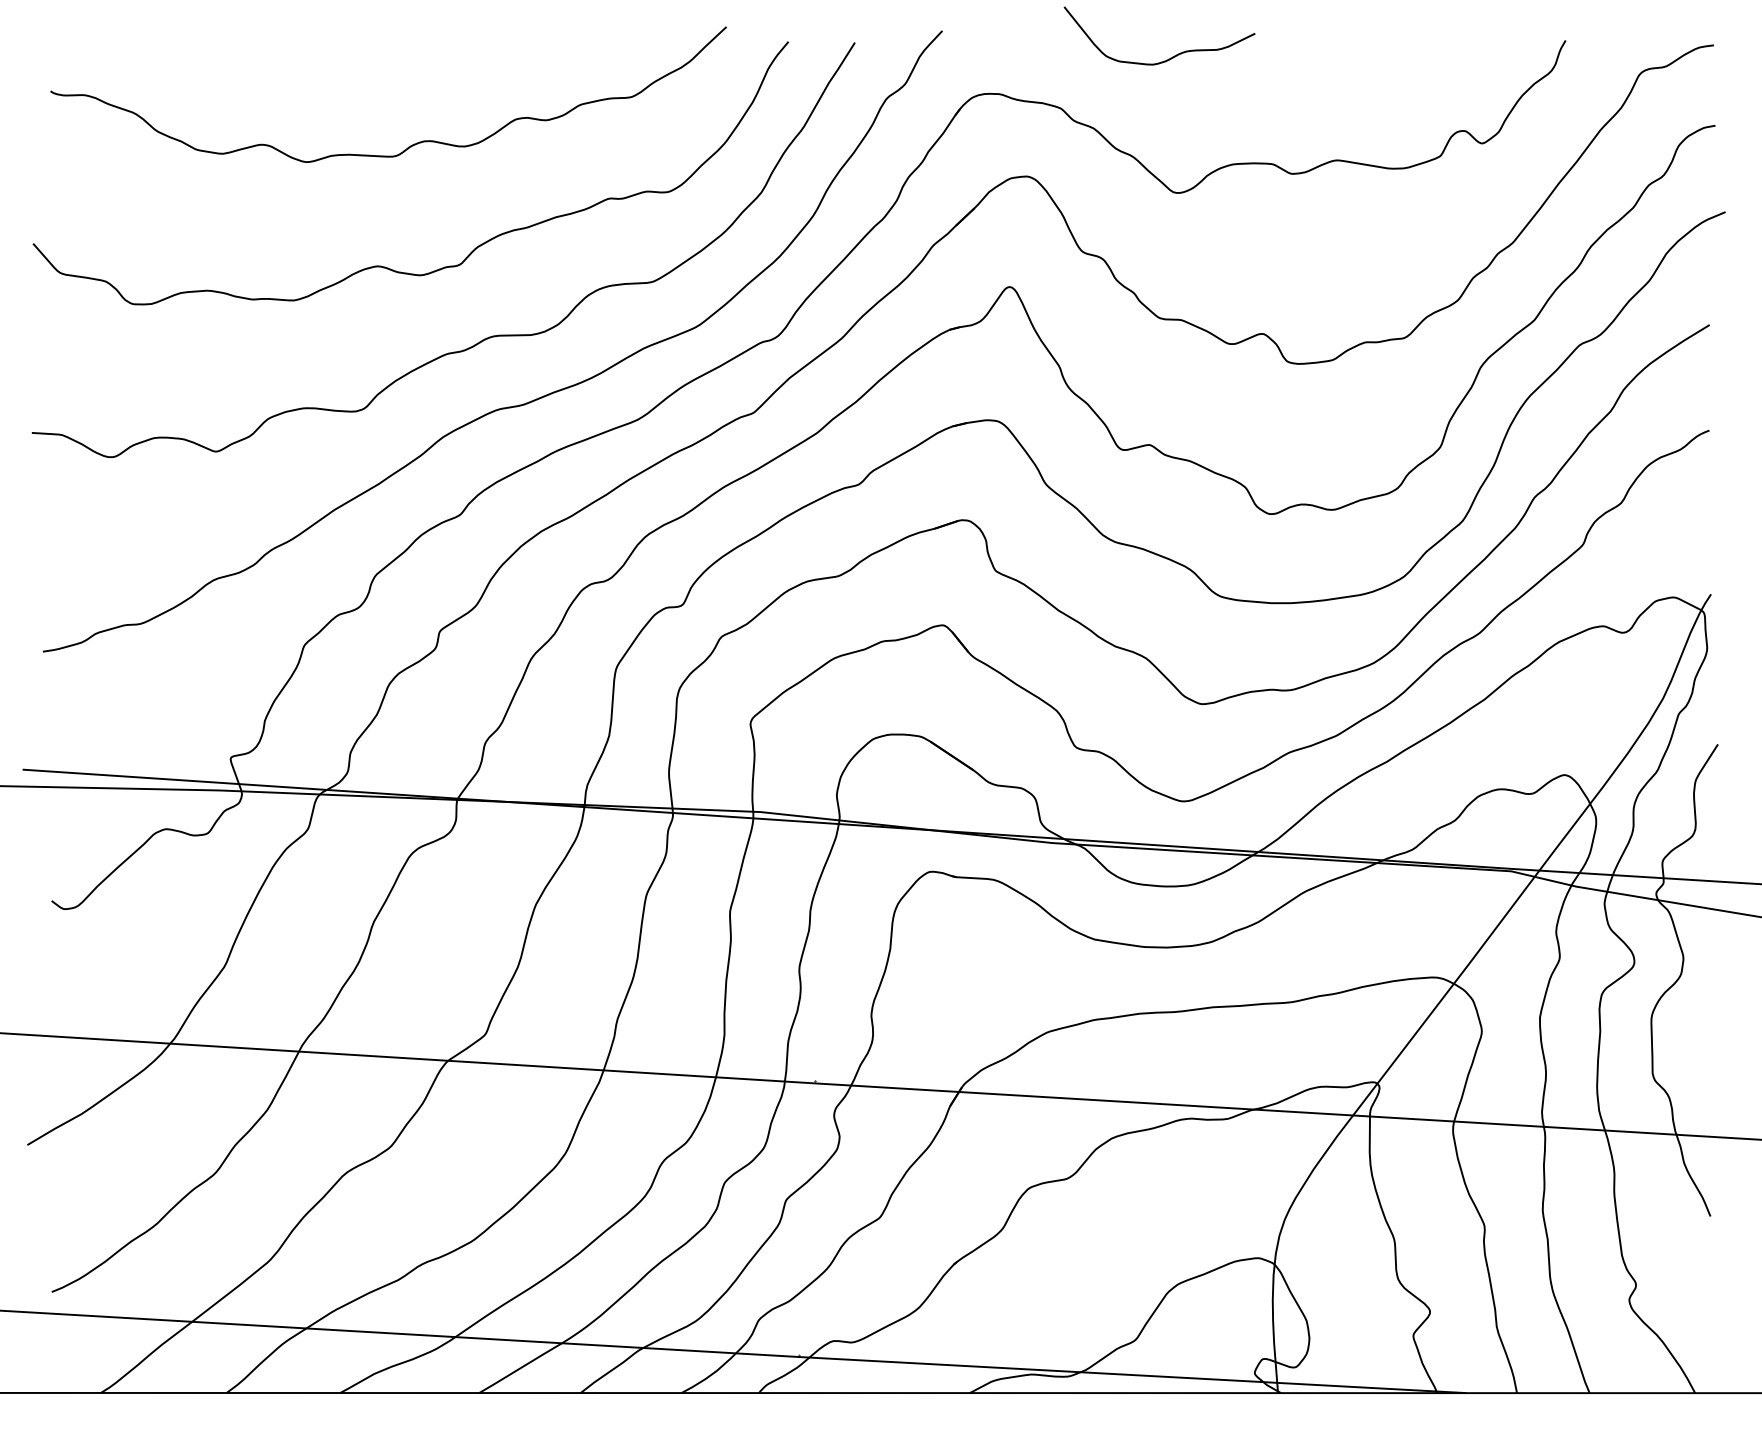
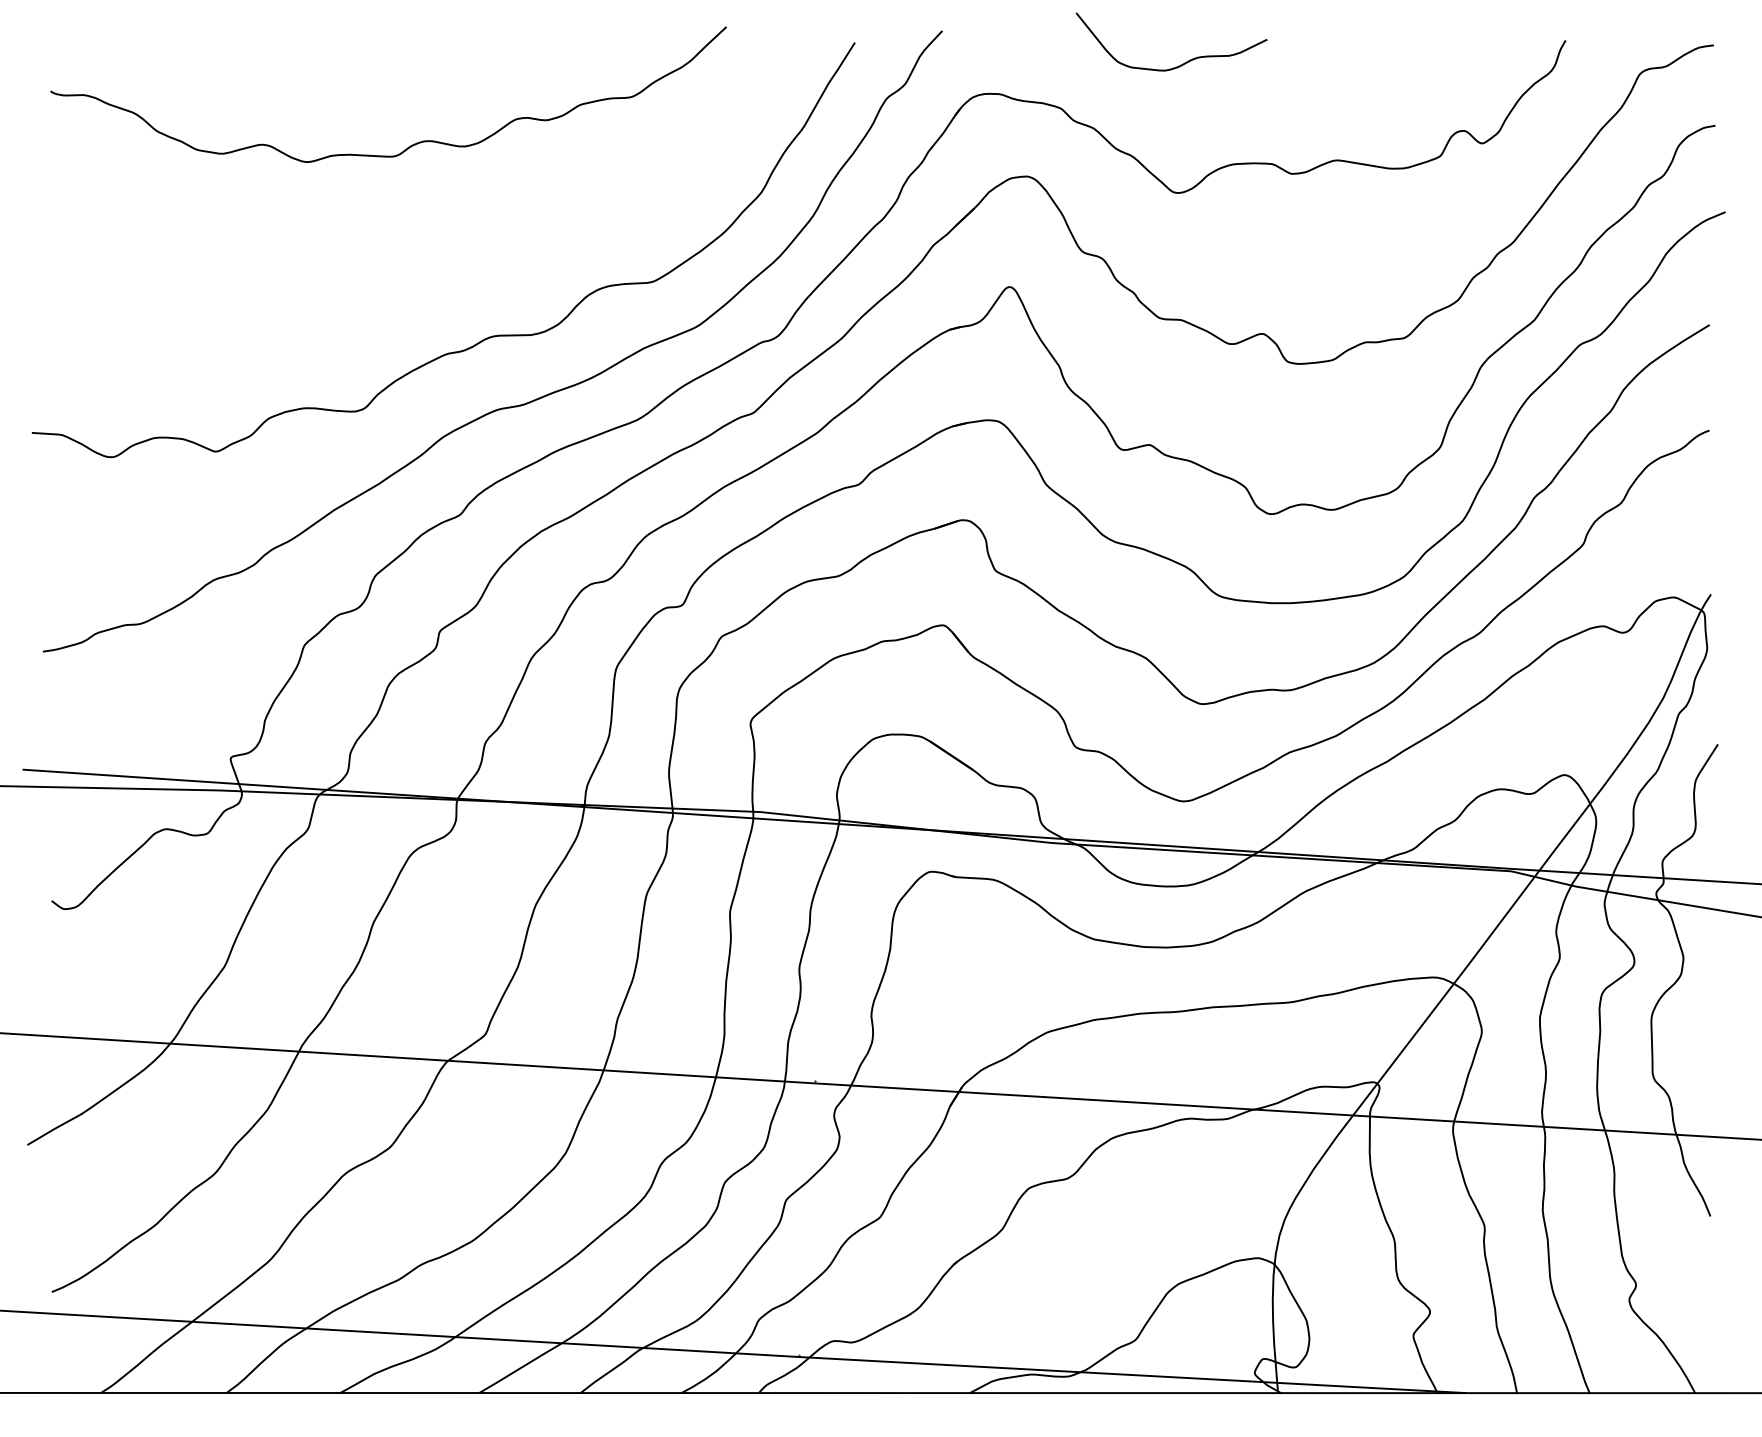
curve position: (1170, 57) -> (1182, 63) (1182, 63)
curve: present -> none (385, 266)
